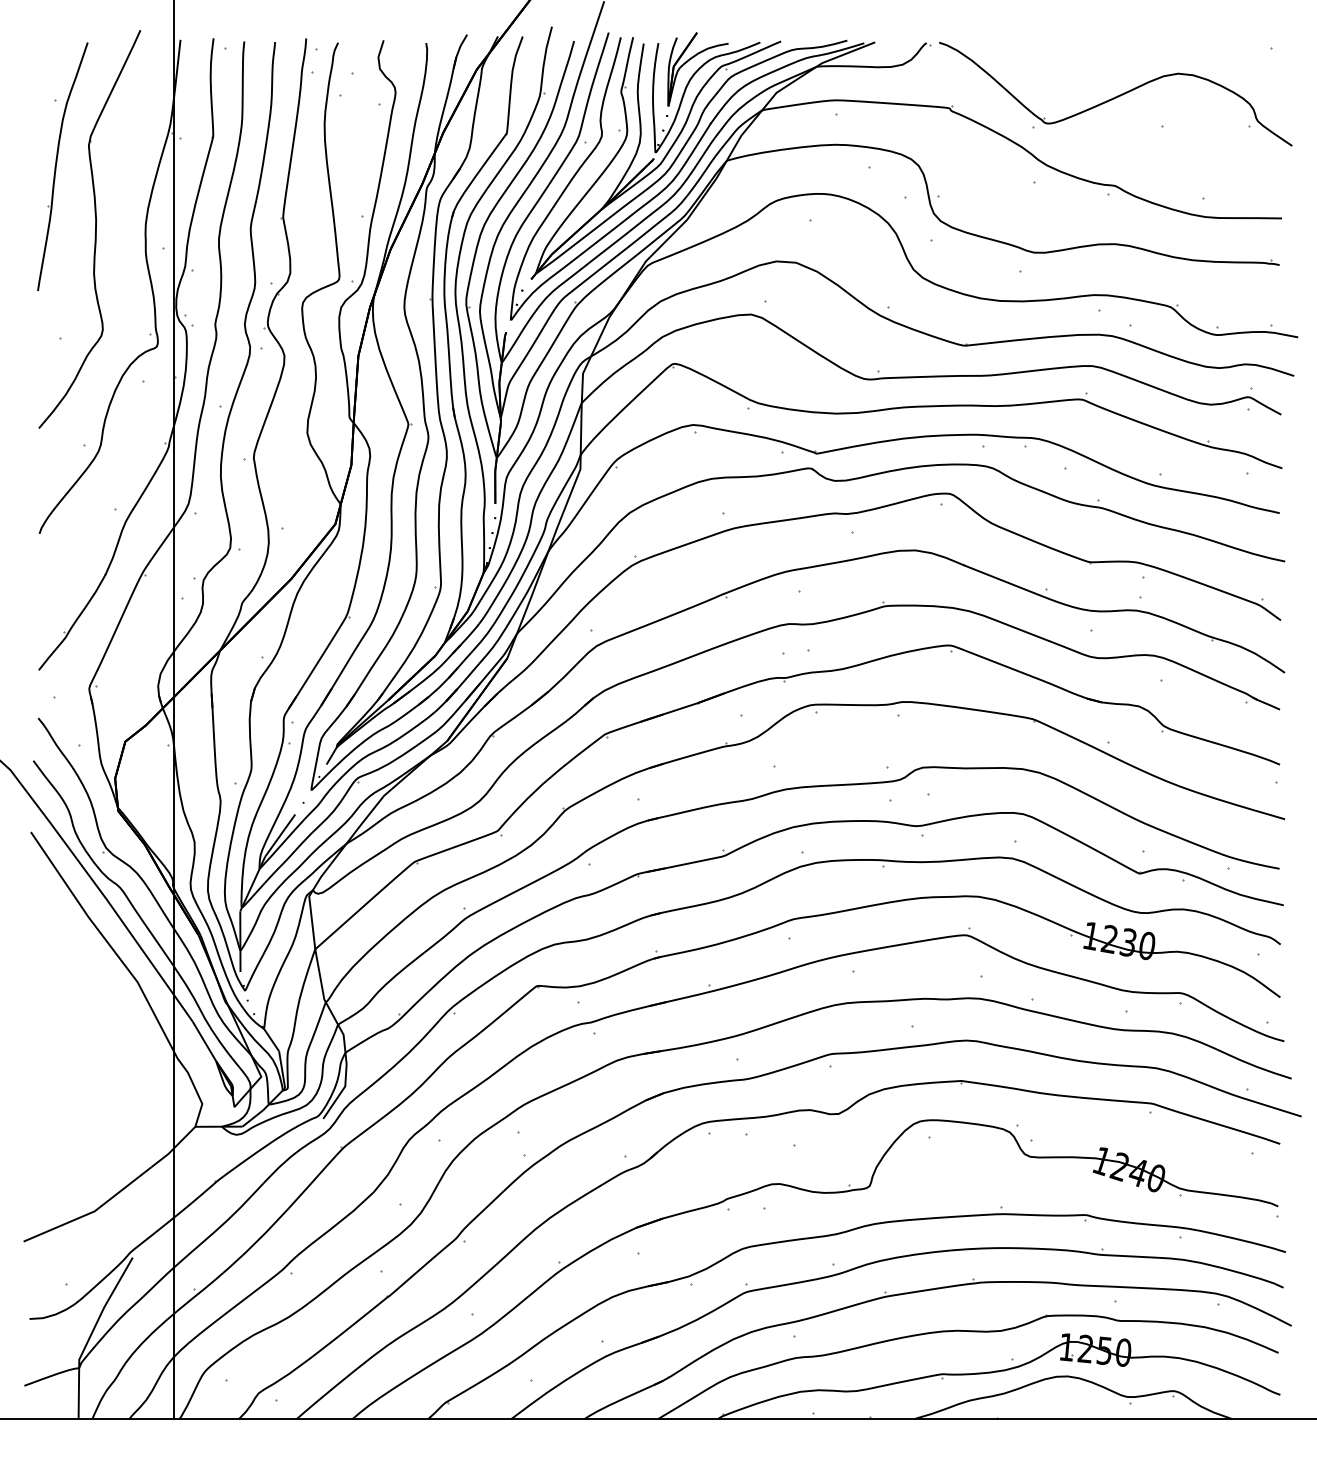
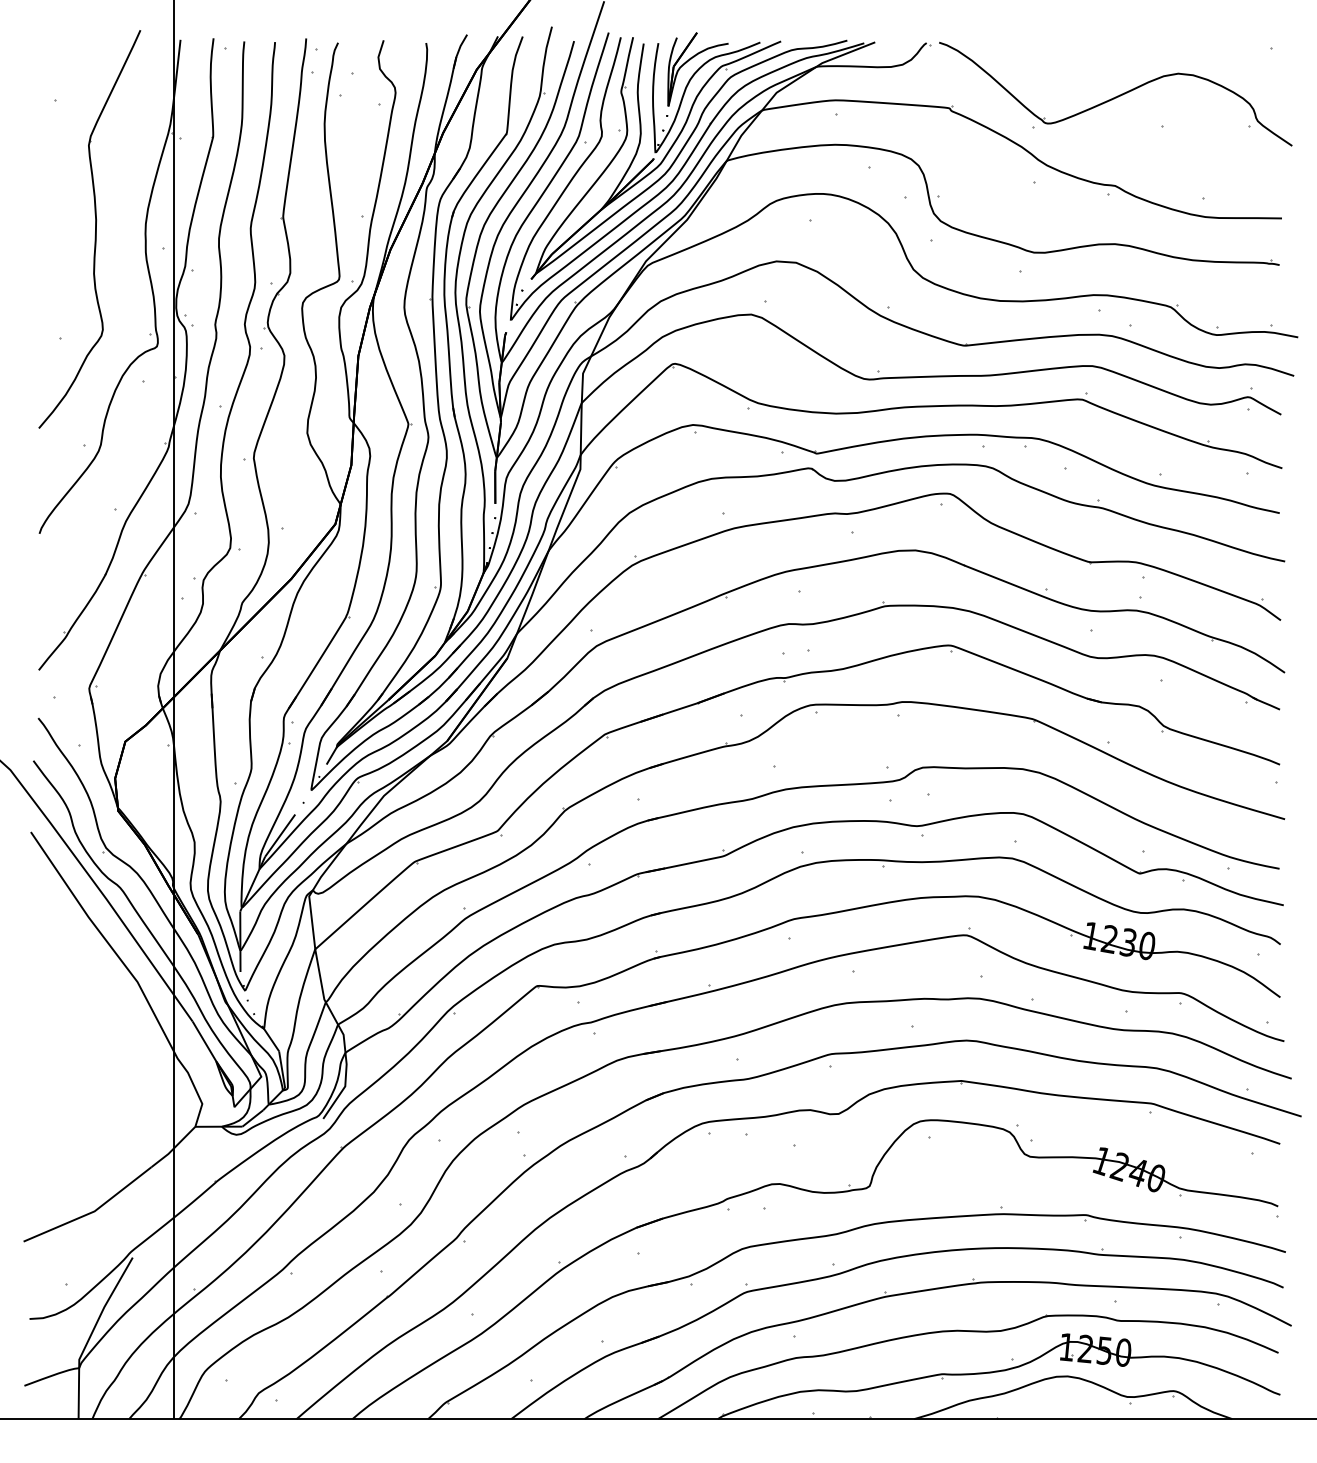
part: present -> none (62, 166)
